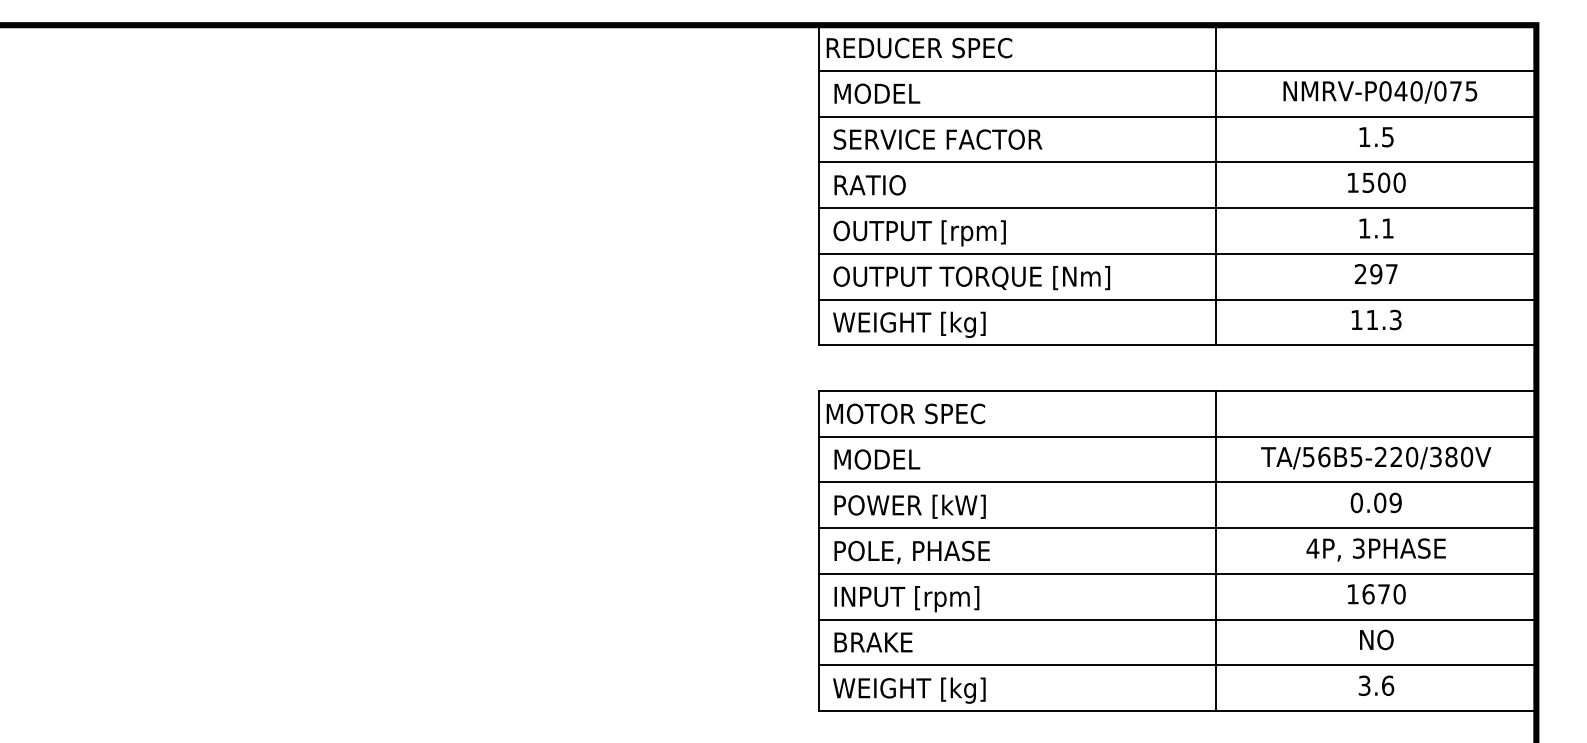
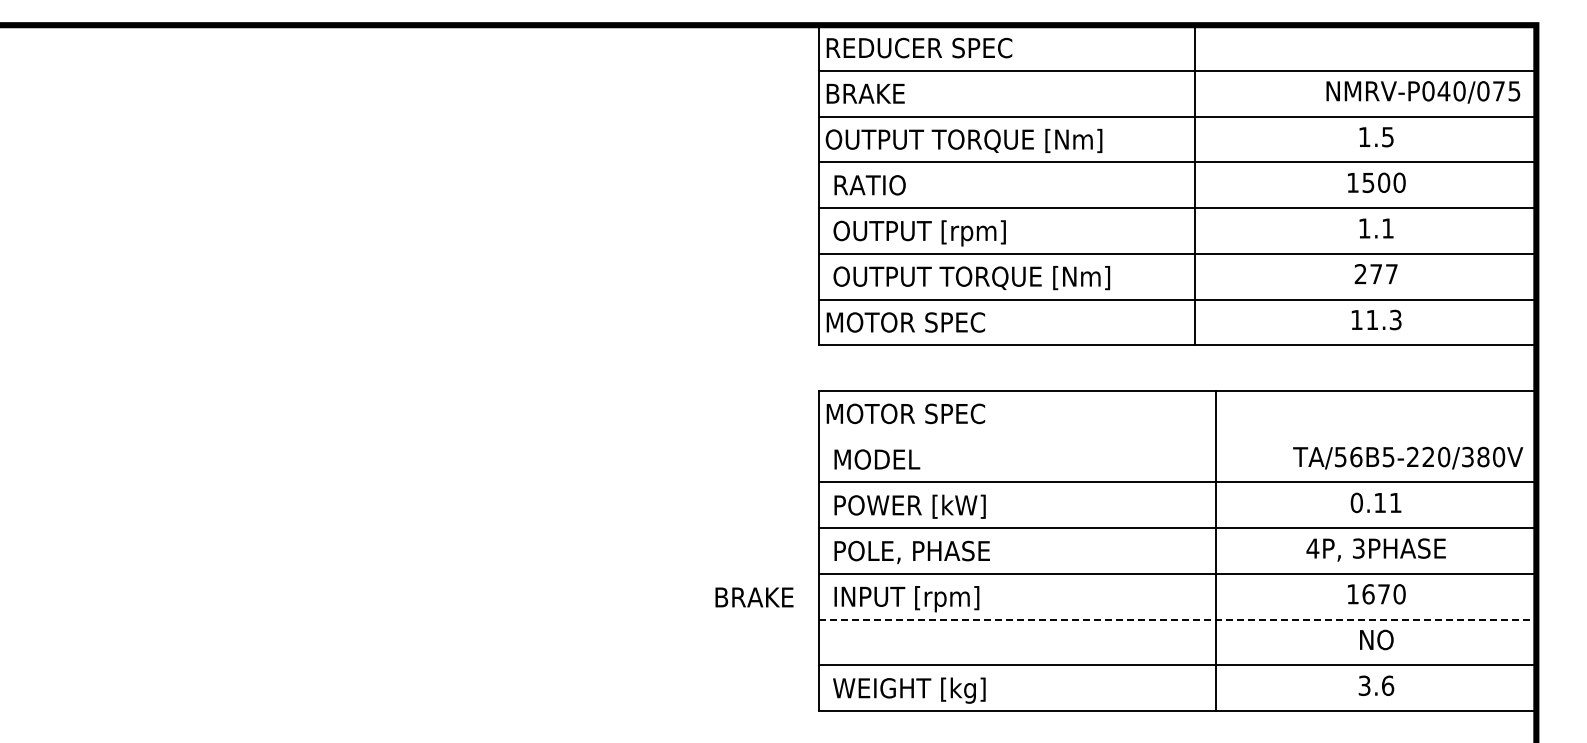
text position: (1380, 92) -> (1423, 92) (1423, 92)
text: MODEL -> BRAKE (873, 93)
text: SERVICE FACTOR -> OUTPUT TORQUE [Nm] (963, 140)
line position: (1216, 185) -> (1195, 185) (1195, 185)
text: 297 -> 277 (1376, 274)
text: WEIGHT [kg] -> MOTOR SPEC (905, 324)
line: present -> none (1177, 436)
text position: (1376, 457) -> (1408, 457) (1408, 457)
text: 0.09 -> 0.11 (1387, 502)
line: solid -> dashed (1177, 619)
text position: (873, 642) -> (754, 597) (754, 597)
